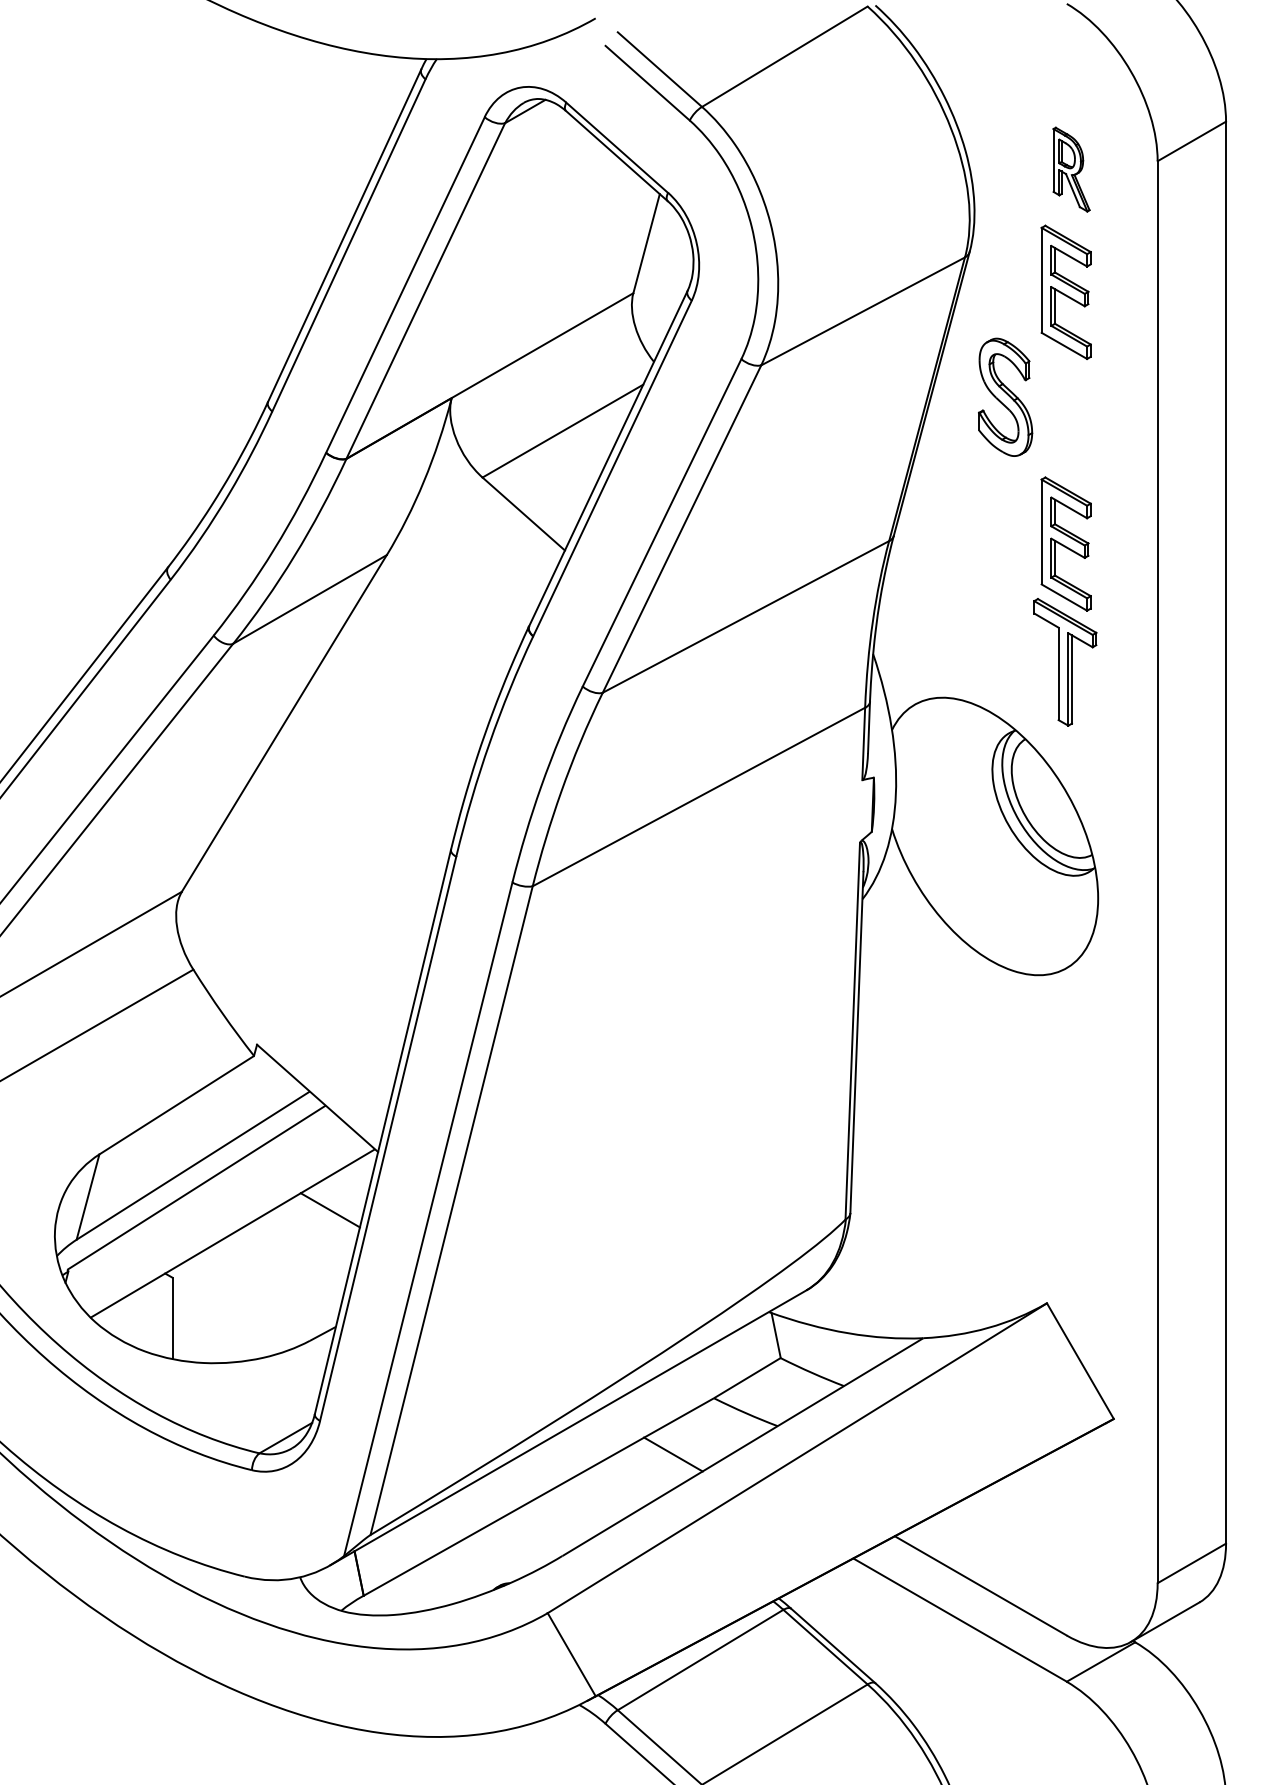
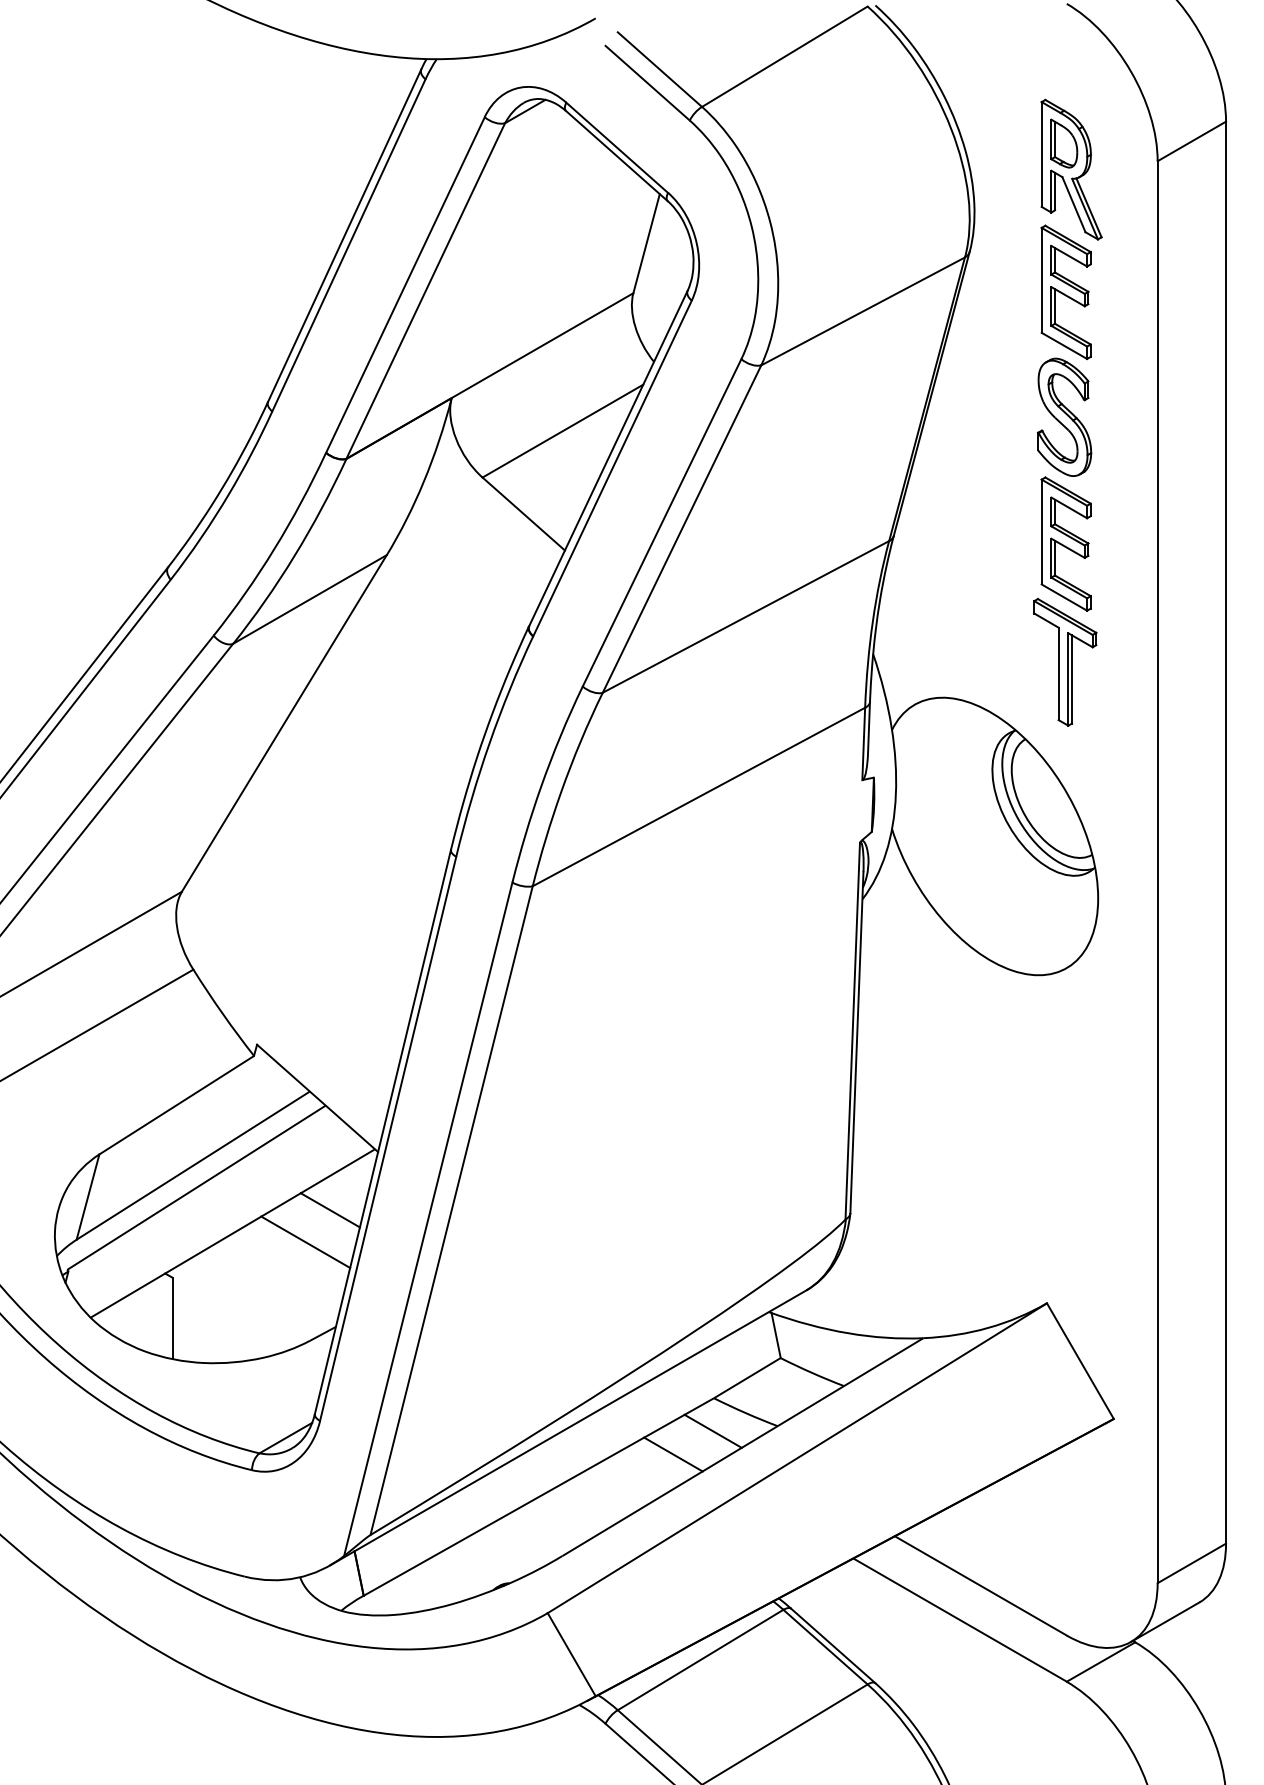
part size: 39x87 px -> 63x143 px (1071, 169)
part position: (1005, 396) -> (1064, 416) (1064, 416)
line: none -> present (305, 1241)
line: none -> present (712, 1430)
